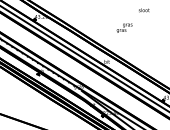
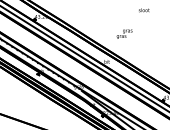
text position: (124, 27) -> (124, 33) (124, 33)
